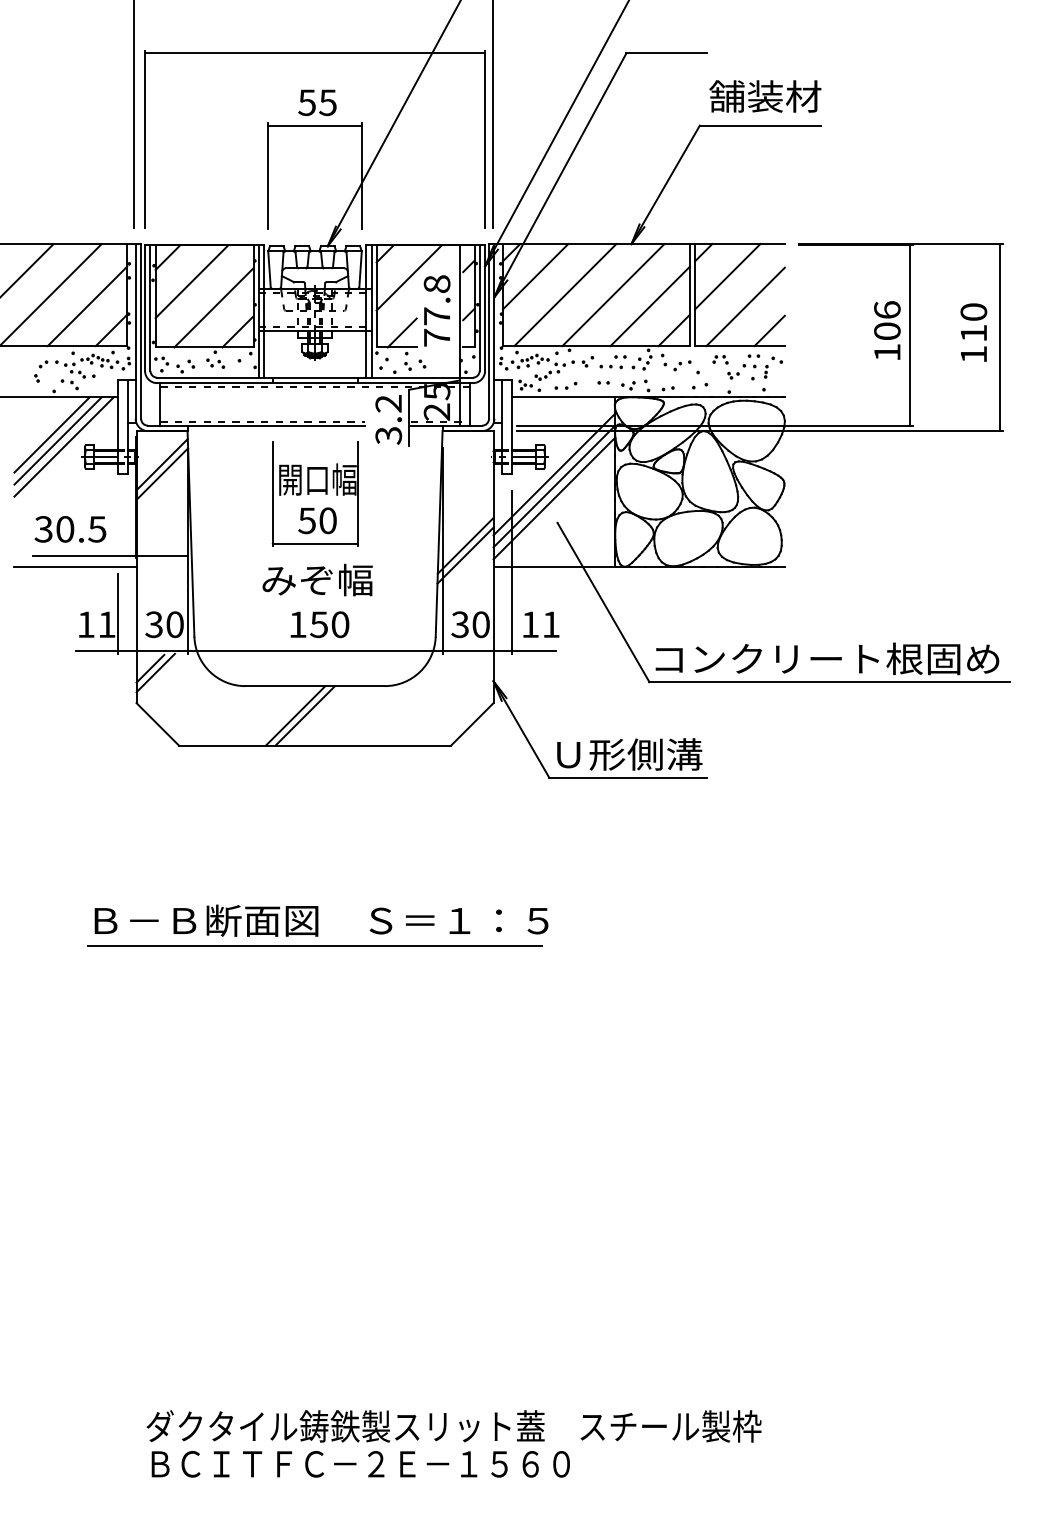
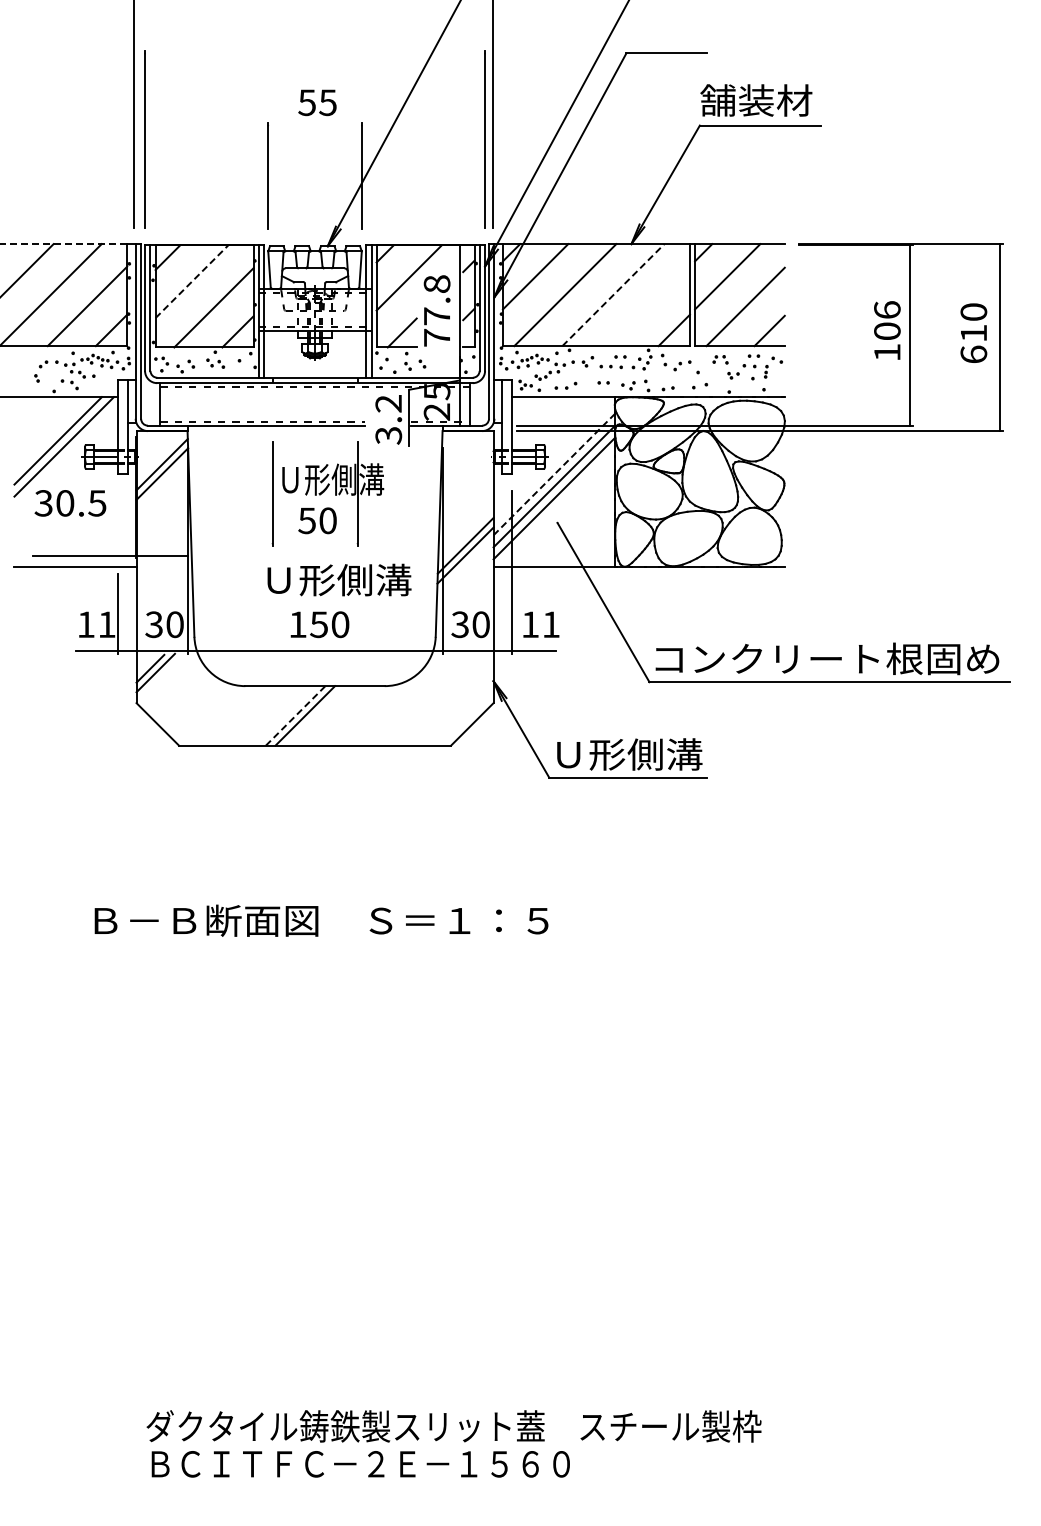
line: present -> none (315, 53)
text position: (765, 96) -> (756, 100) (756, 100)
line: present -> none (314, 125)
line: solid -> dashed (63, 244)
line: solid -> dashed (192, 281)
line: solid -> dashed (613, 294)
line: present -> none (649, 306)
text: 110 -> 610 (973, 353)
line: present -> none (51, 434)
line: solid -> dashed (554, 474)
text: 開口幅 -> Ｕ形側溝 (331, 479)
text position: (70, 529) -> (70, 503) (70, 503)
line: present -> none (314, 543)
text: みぞ幅 -> Ｕ形側溝 (336, 579)
line: solid -> dashed (296, 715)
line: present -> none (314, 945)
